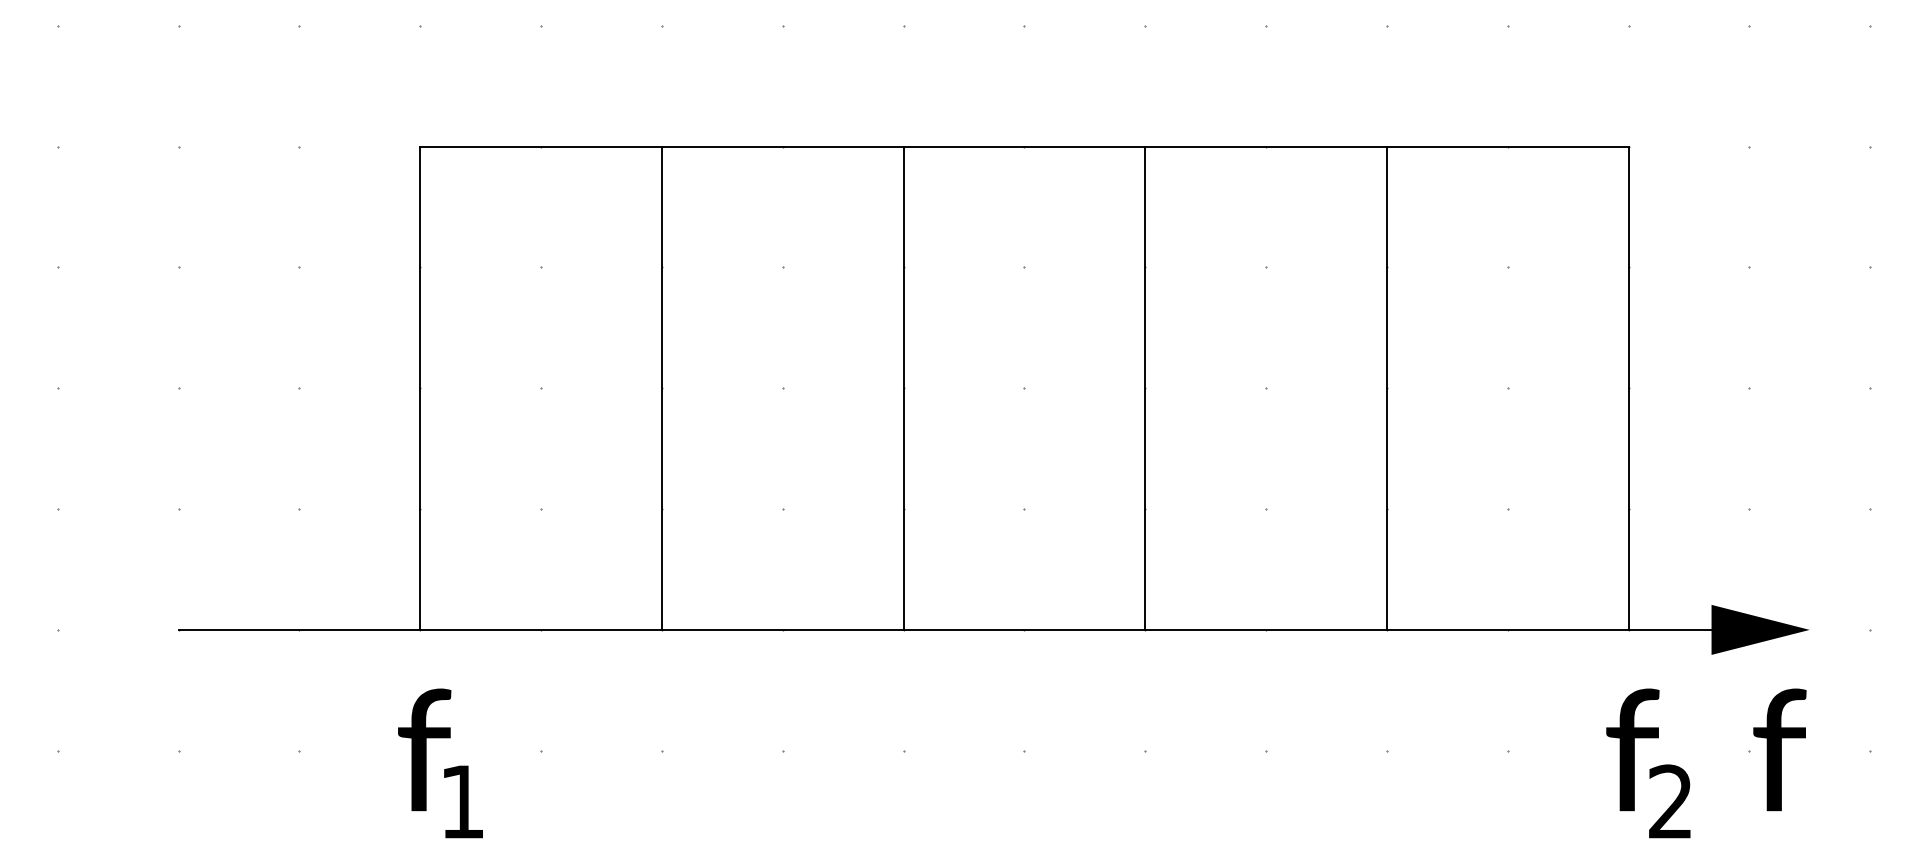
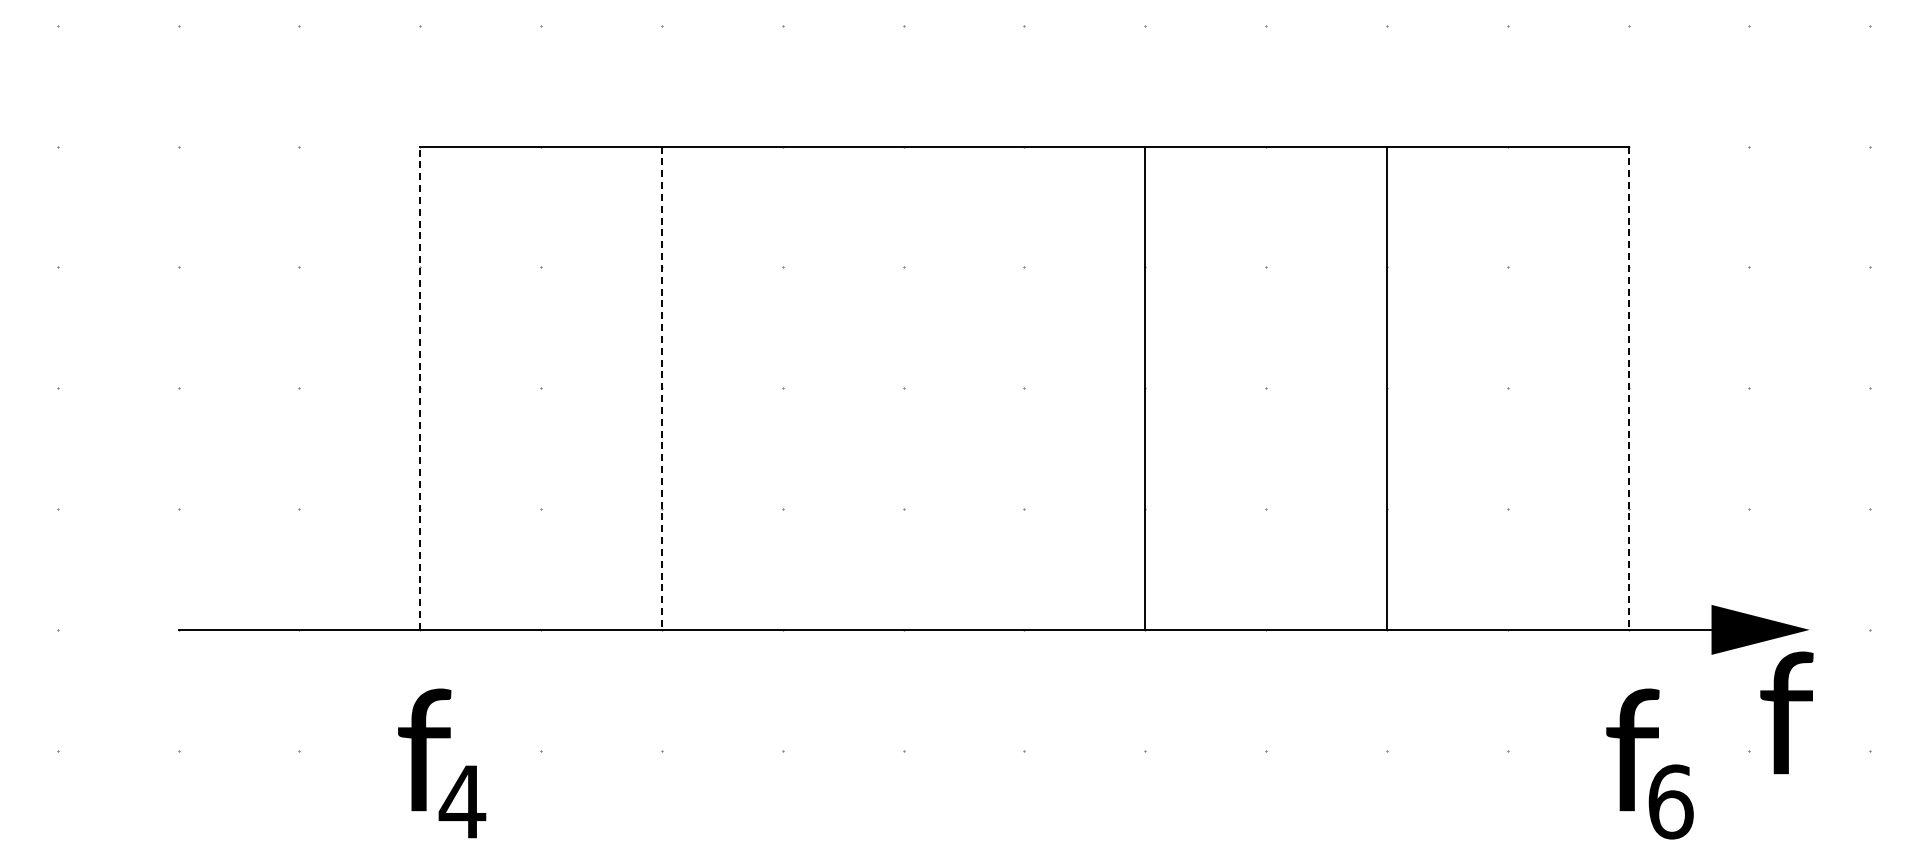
line: present -> none (903, 387)
line: solid -> dashed (420, 388)
line: solid -> dashed (661, 388)
line: solid -> dashed (1628, 388)
text position: (1779, 749) -> (1786, 712) (1786, 712)
text: 1 -> 4 (462, 801)
text: 2 -> 6 (1670, 801)
